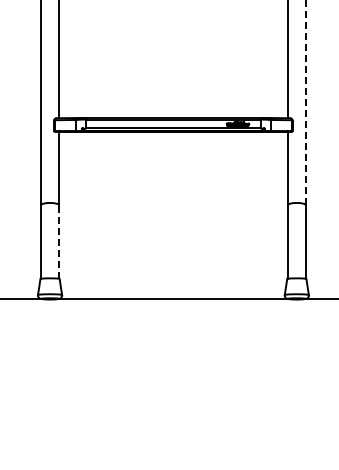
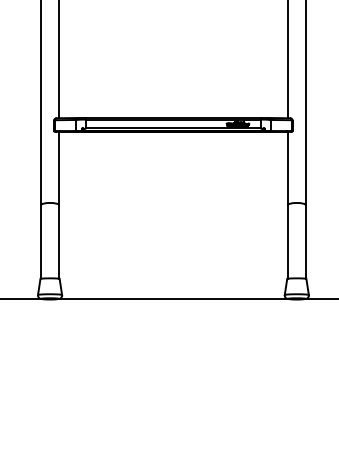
line: dashed -> solid (305, 102)
line: dashed -> solid (58, 241)
